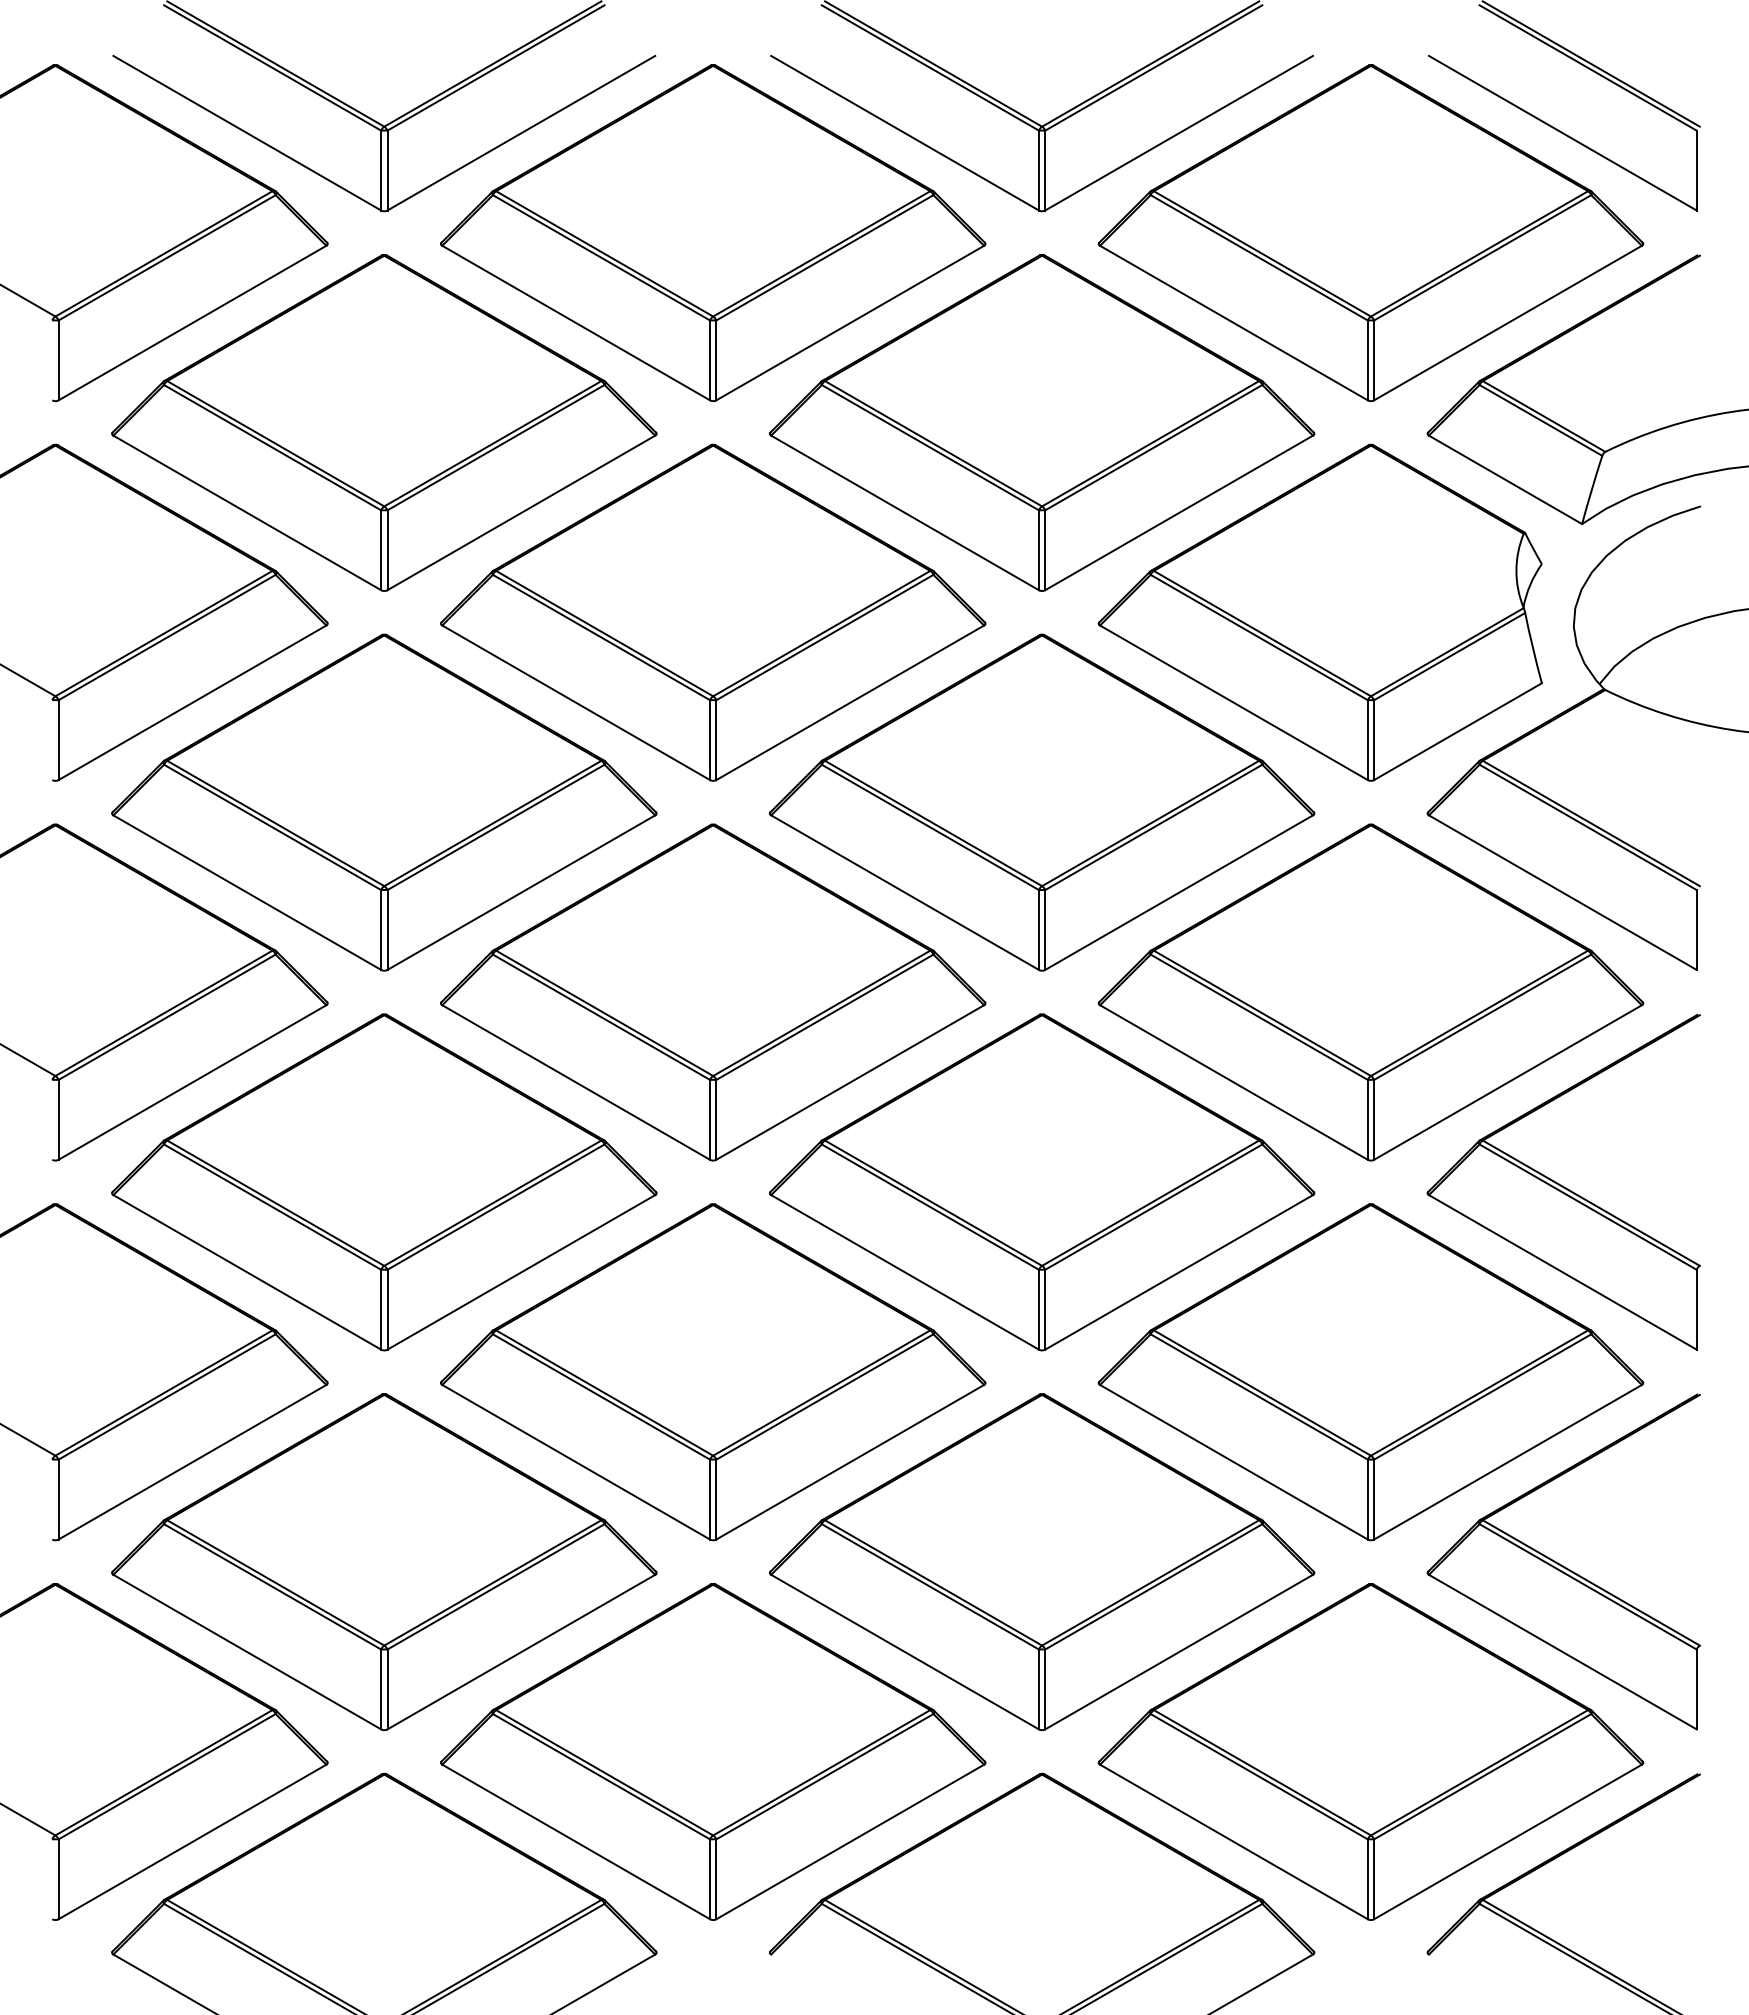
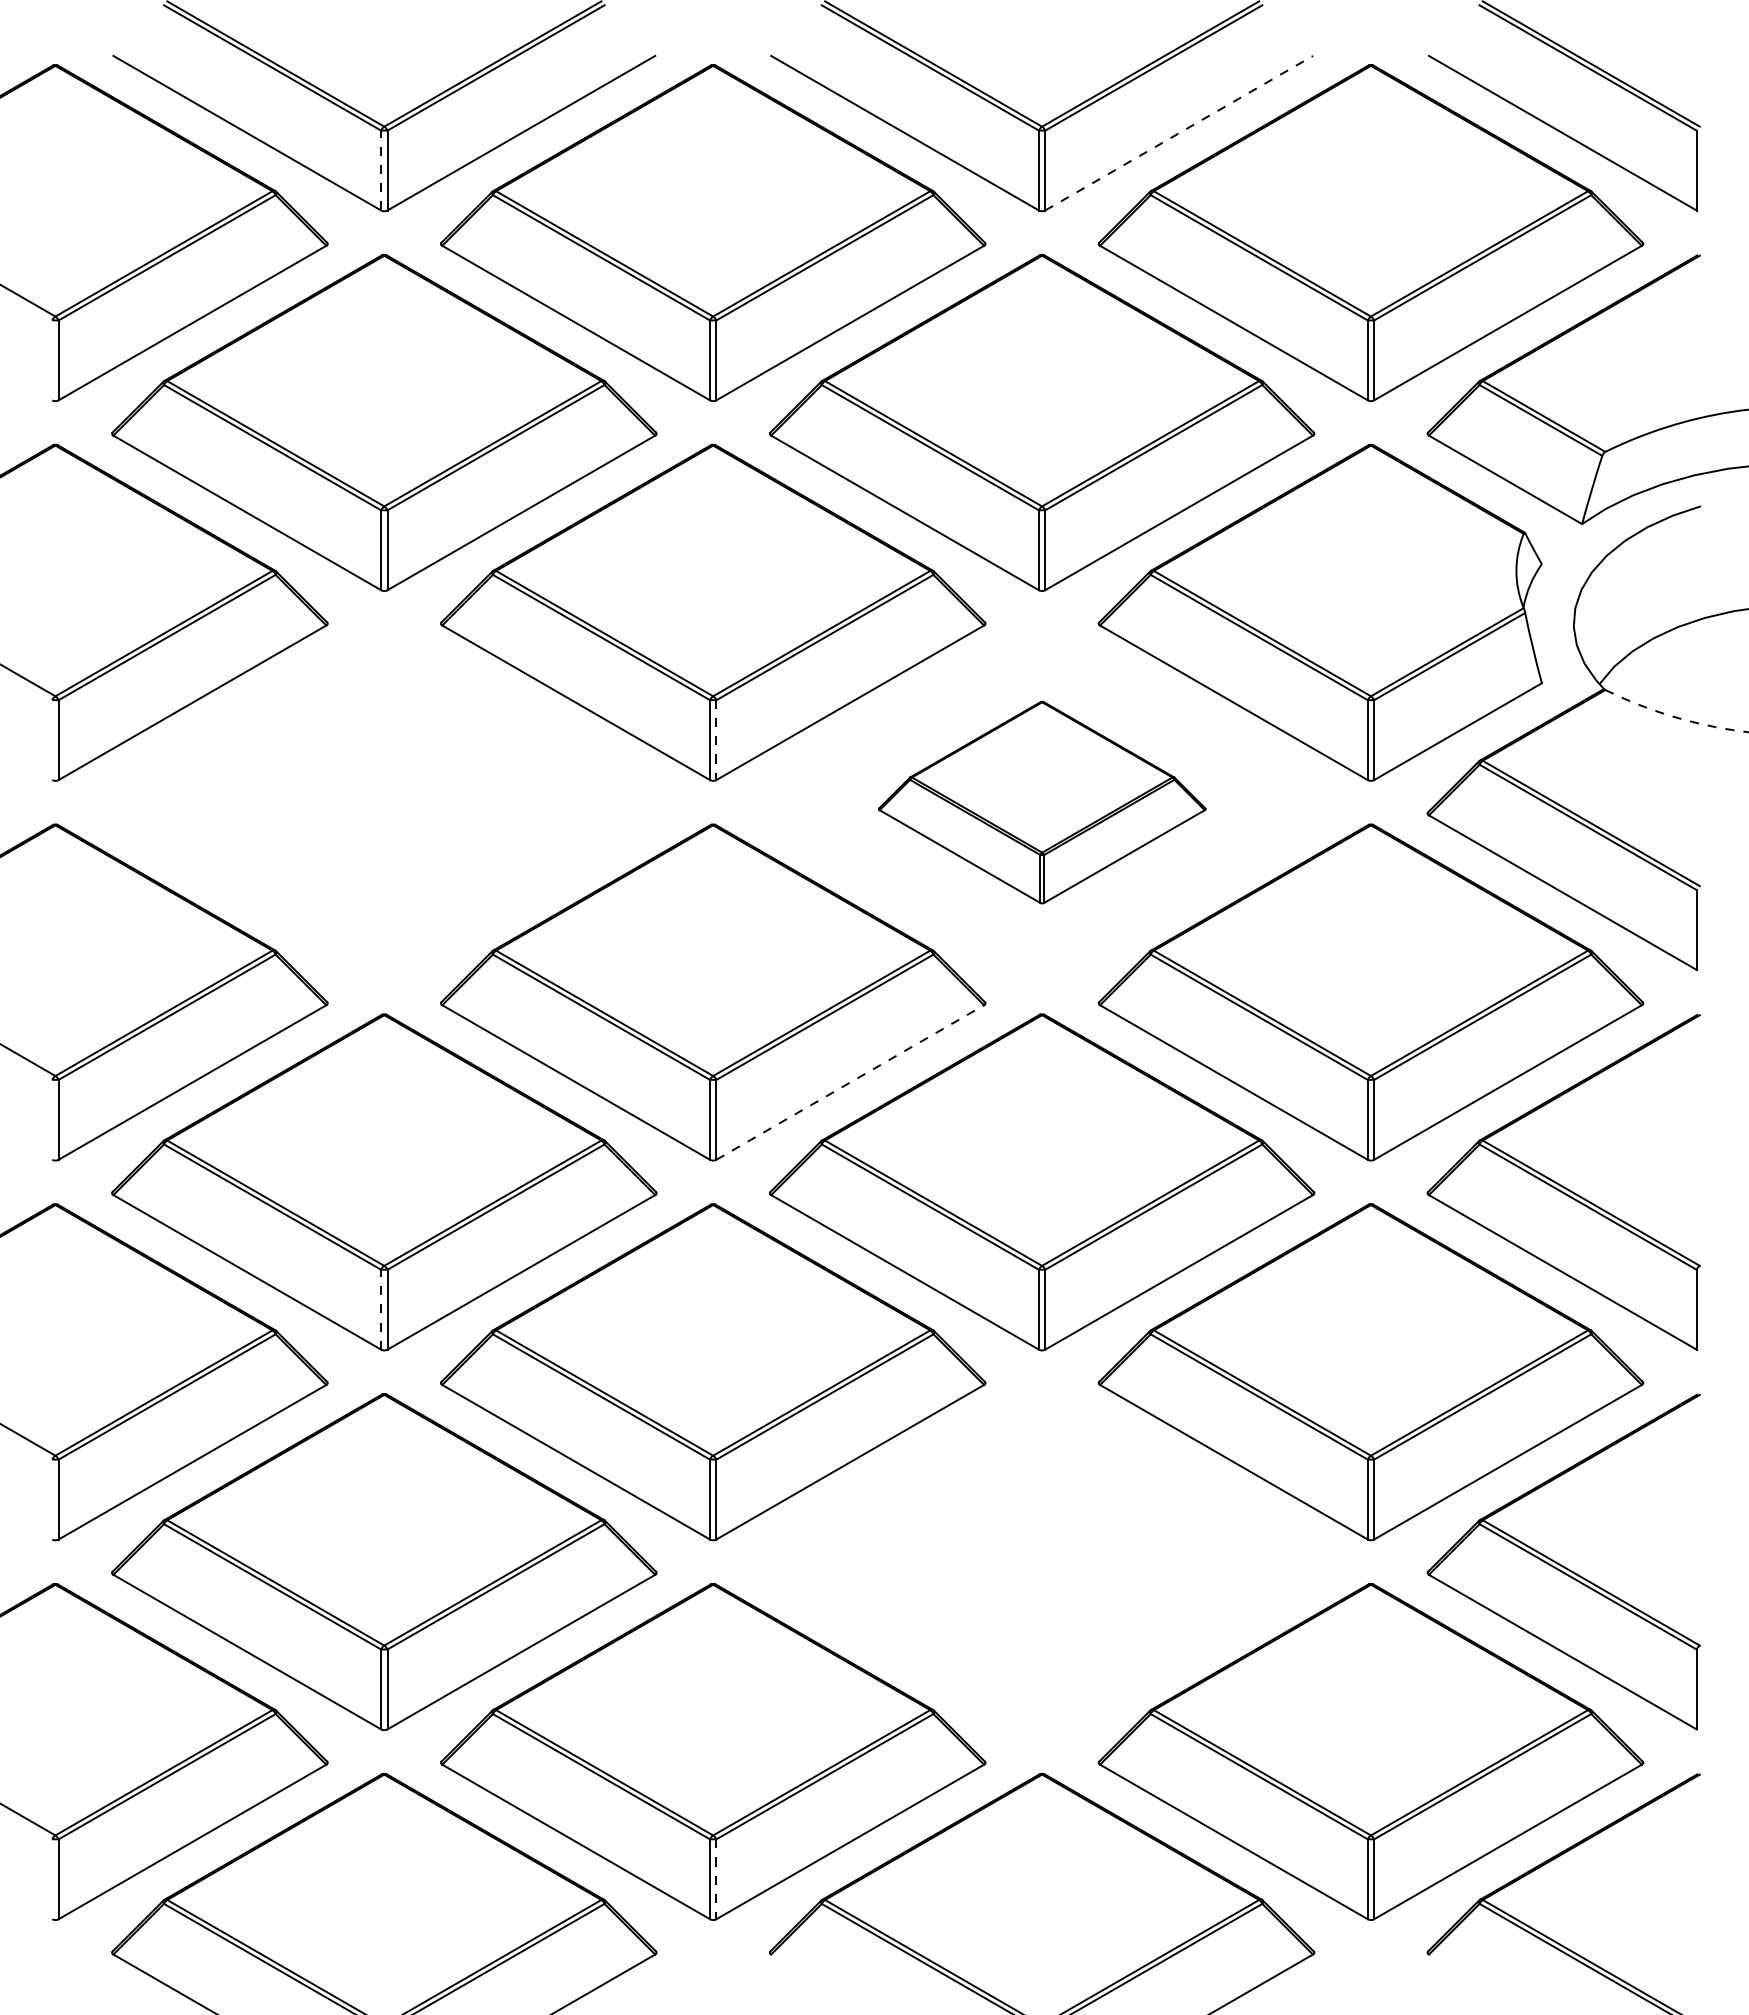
line: solid -> dashed (1179, 133)
line: solid -> dashed (381, 170)
arc: solid -> dashed (1675, 717)
line: solid -> dashed (716, 740)
part: present -> none (384, 802)
part size: 547x339 px -> 329x205 px (1042, 802)
line: solid -> dashed (850, 1082)
line: solid -> dashed (381, 1309)
part: present -> none (1042, 1561)
line: solid -> dashed (716, 1879)
